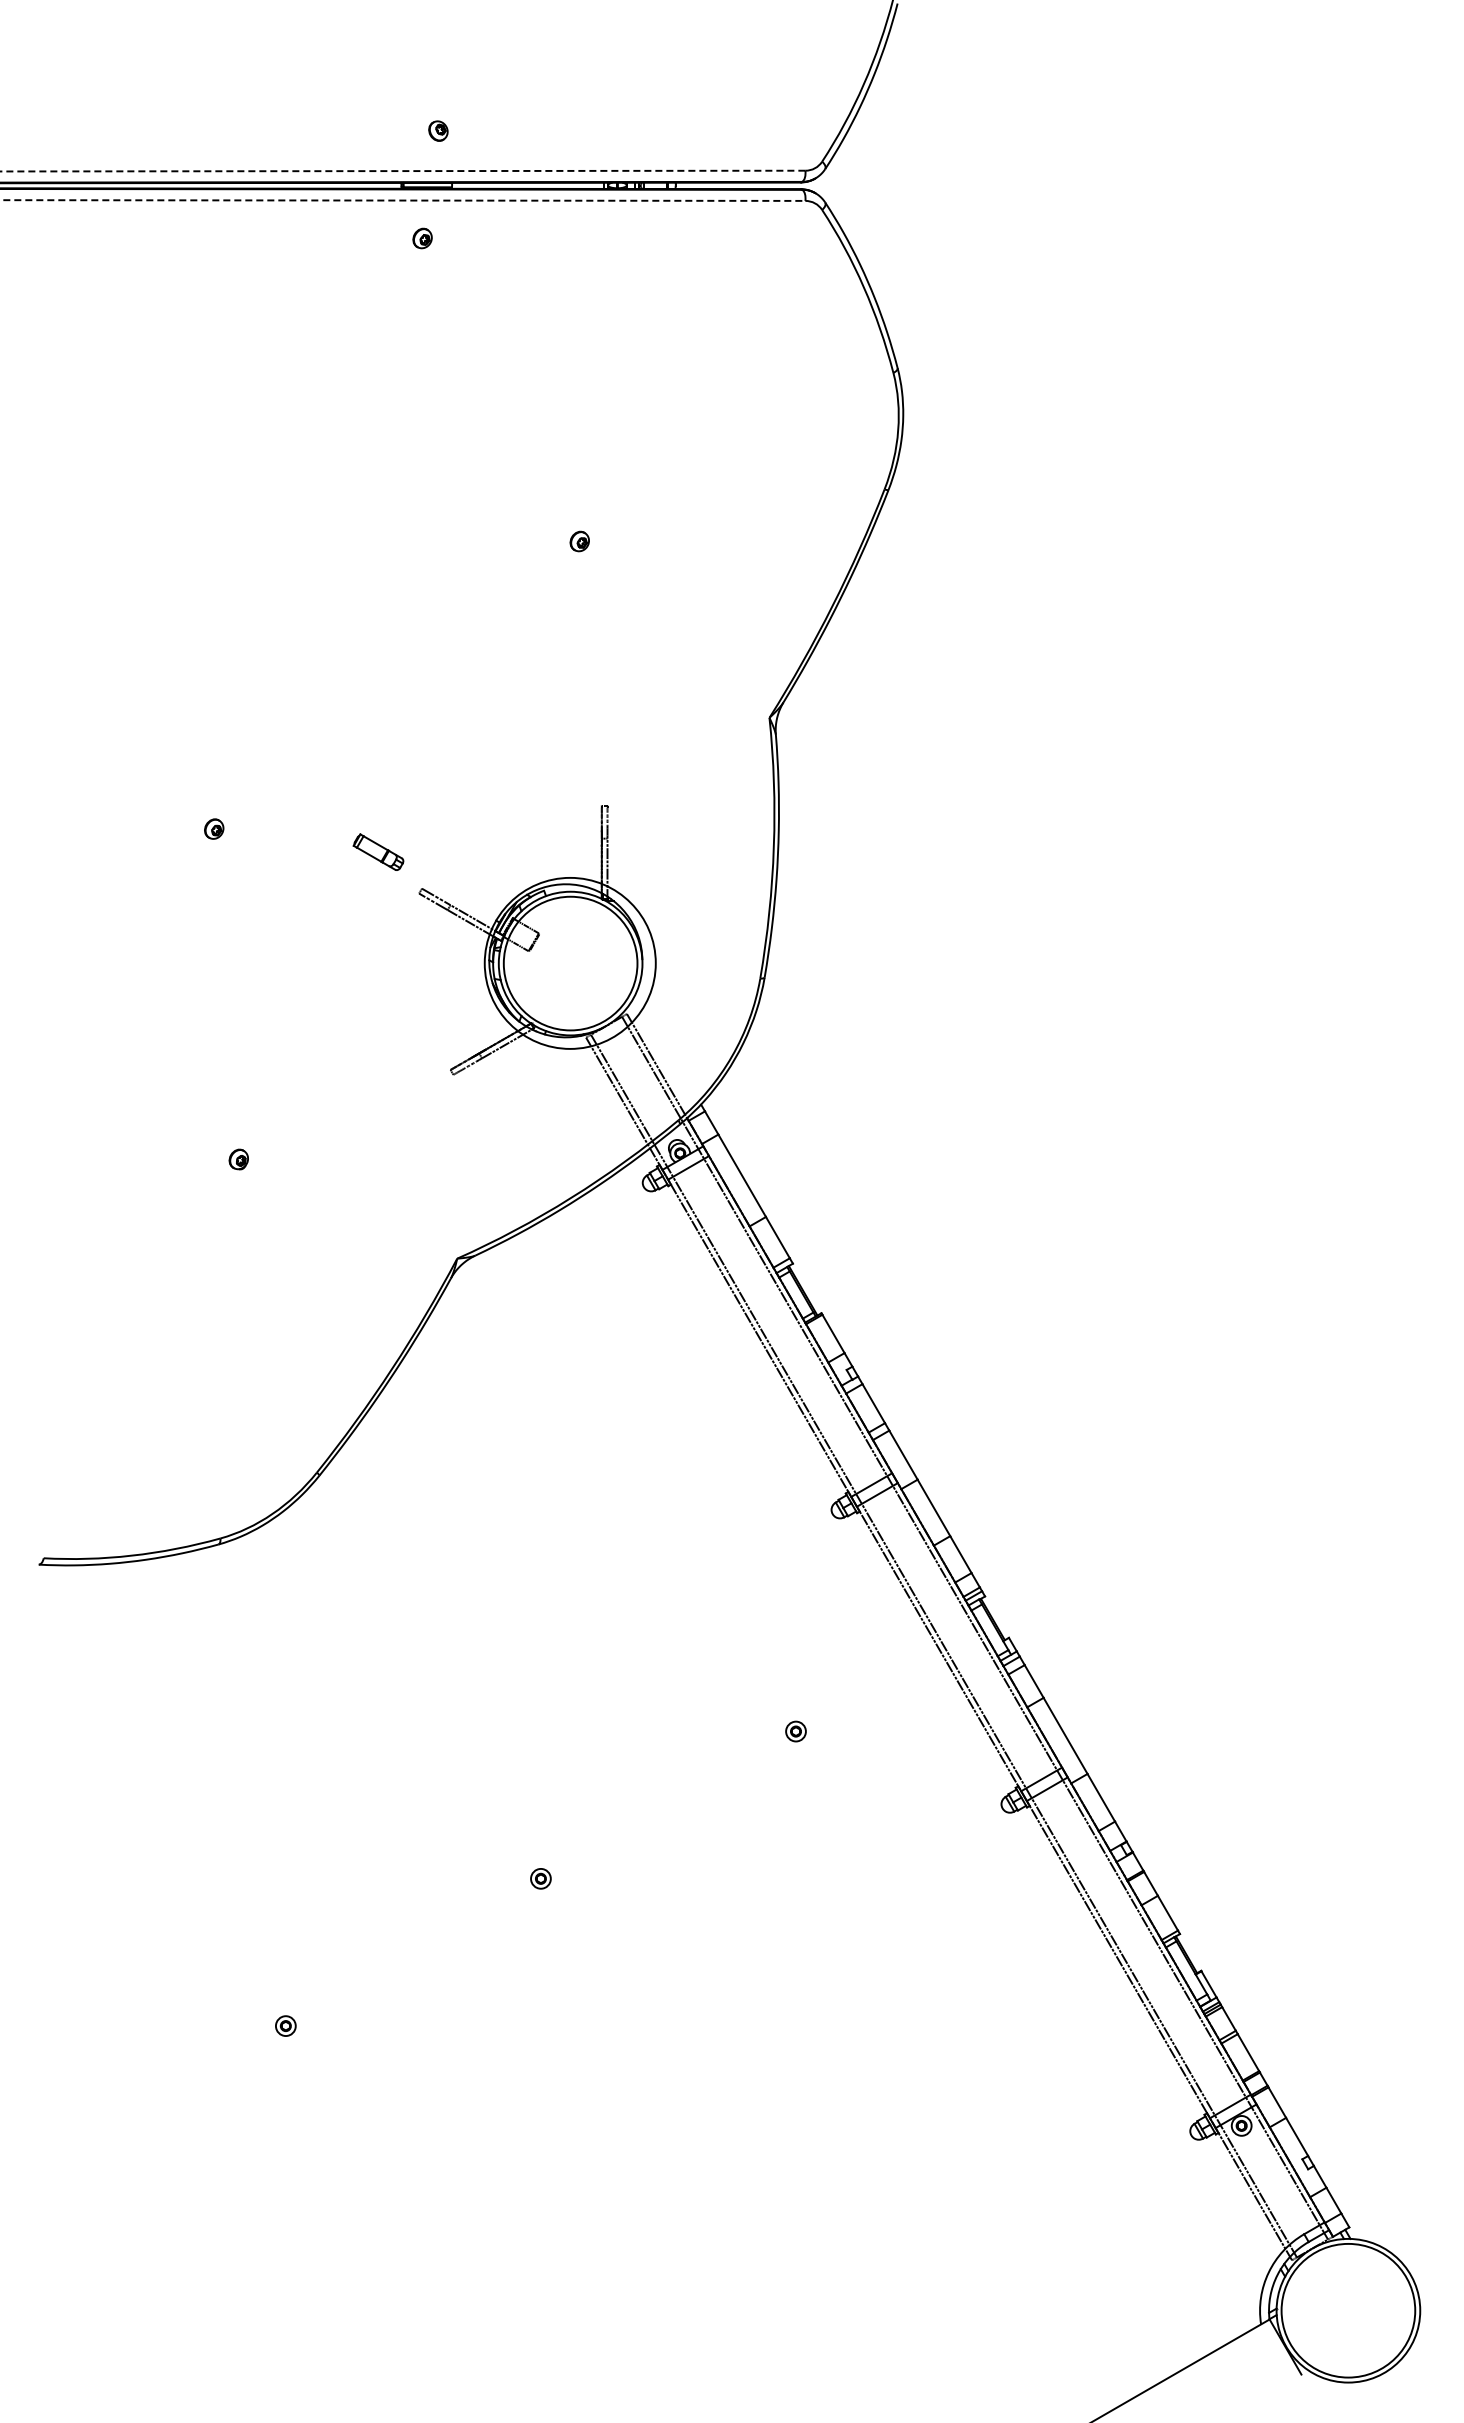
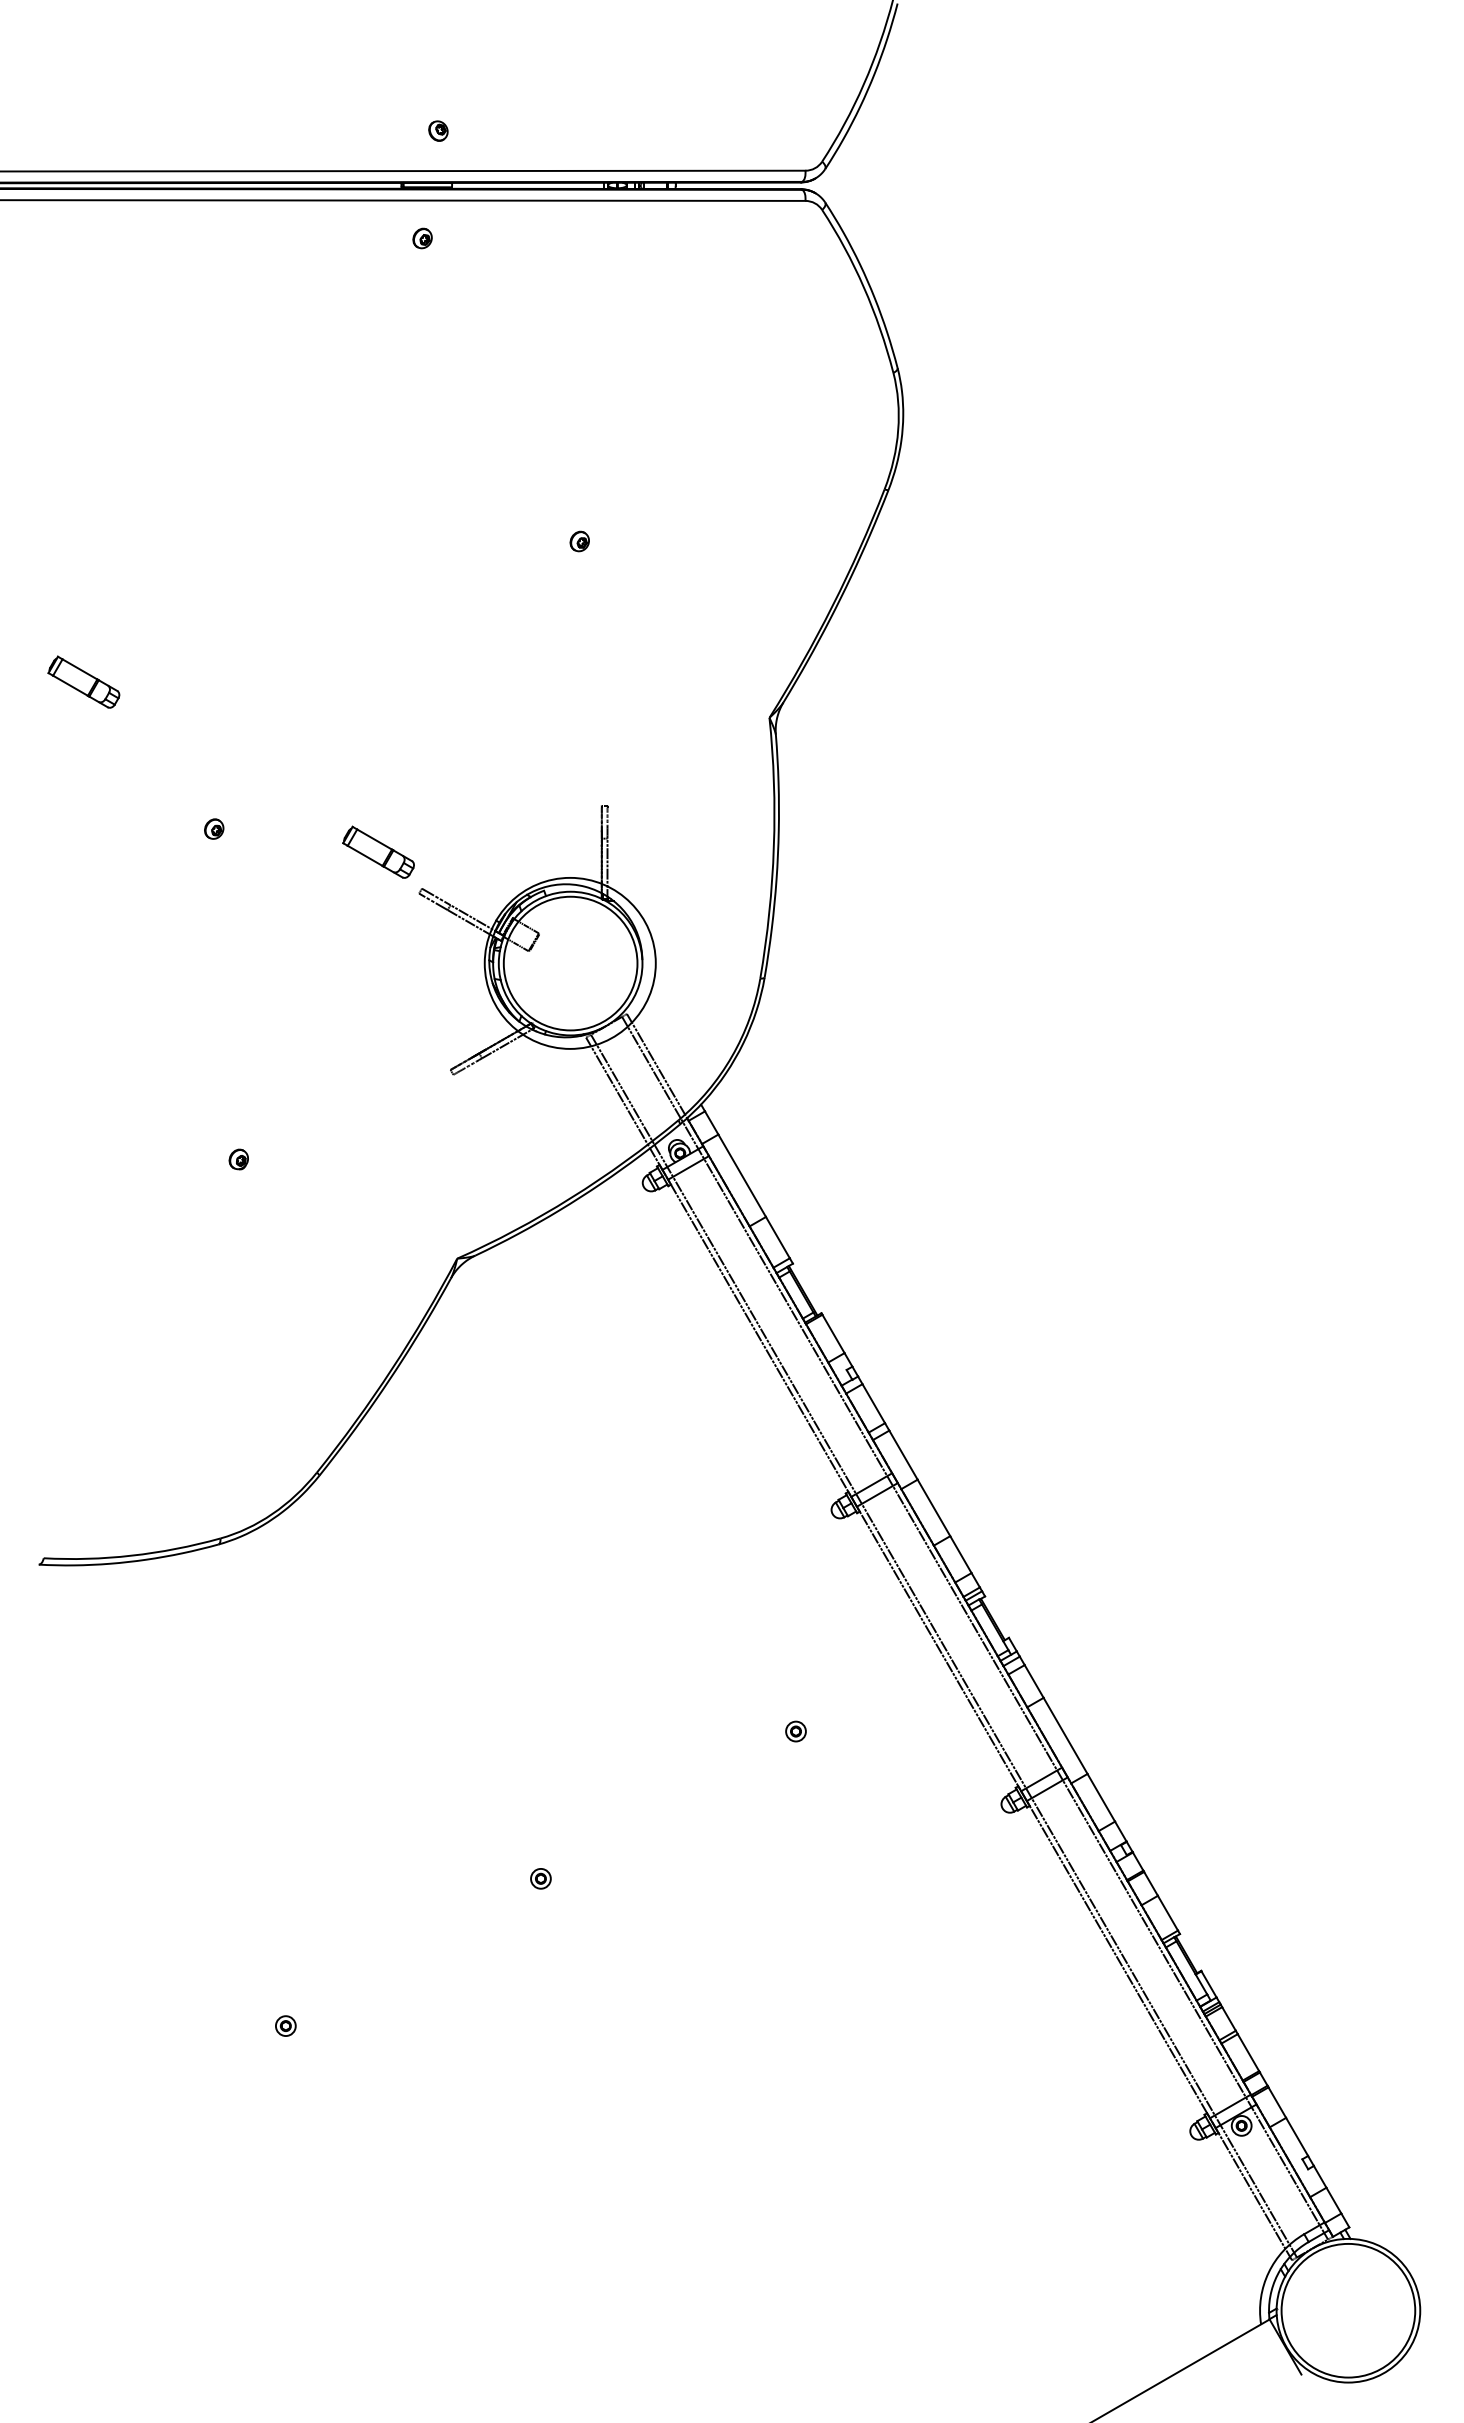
line: dashed -> solid (402, 171)
line: dashed -> solid (403, 200)
part: none -> present (83, 681)
part size: 53x38 px -> 73x54 px (378, 851)
